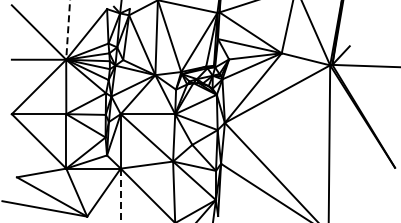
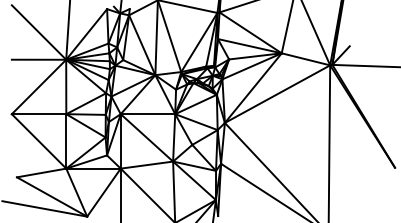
line: dashed -> solid (68, 30)
line: dashed -> solid (120, 195)
